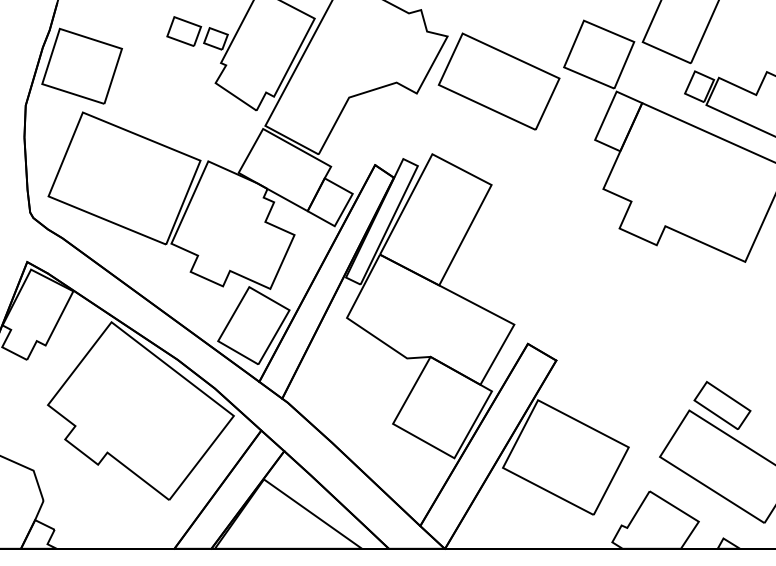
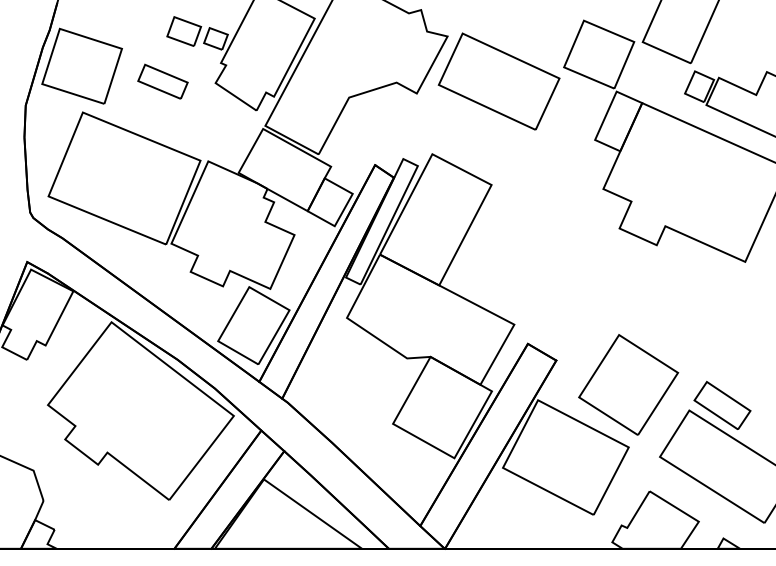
part: none -> present (162, 81)
part: none -> present (628, 384)
